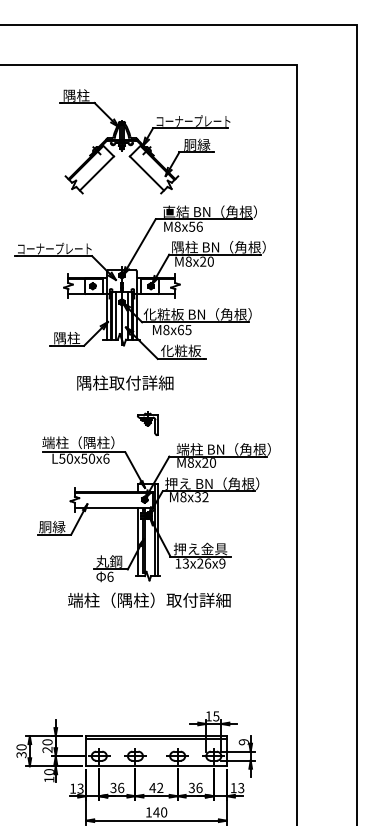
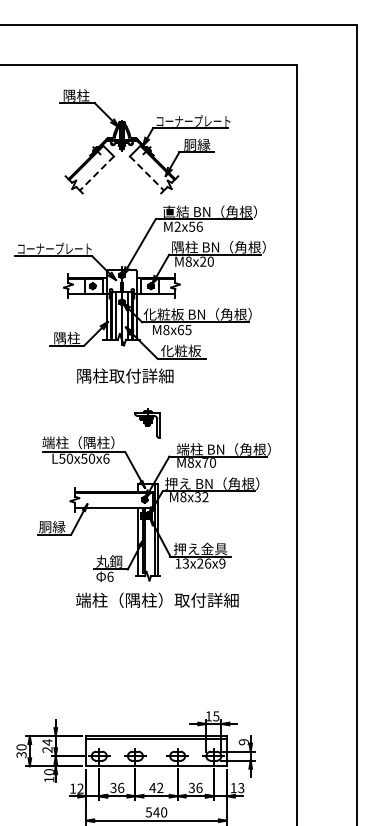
line: solid -> dashed (96, 173)
line: solid -> dashed (147, 173)
text: M8x56 -> M2x56 (177, 226)
text position: (125, 382) -> (125, 375) (125, 375)
part size: 22x26 px -> 27x31 px (147, 423)
text: M8x20 -> M8x70 (205, 462)
text position: (149, 599) -> (157, 599) (157, 599)
text: 20 -> 24 (47, 742)
text: 13 -> 12 (80, 788)
text: 140 -> 540 (148, 812)
